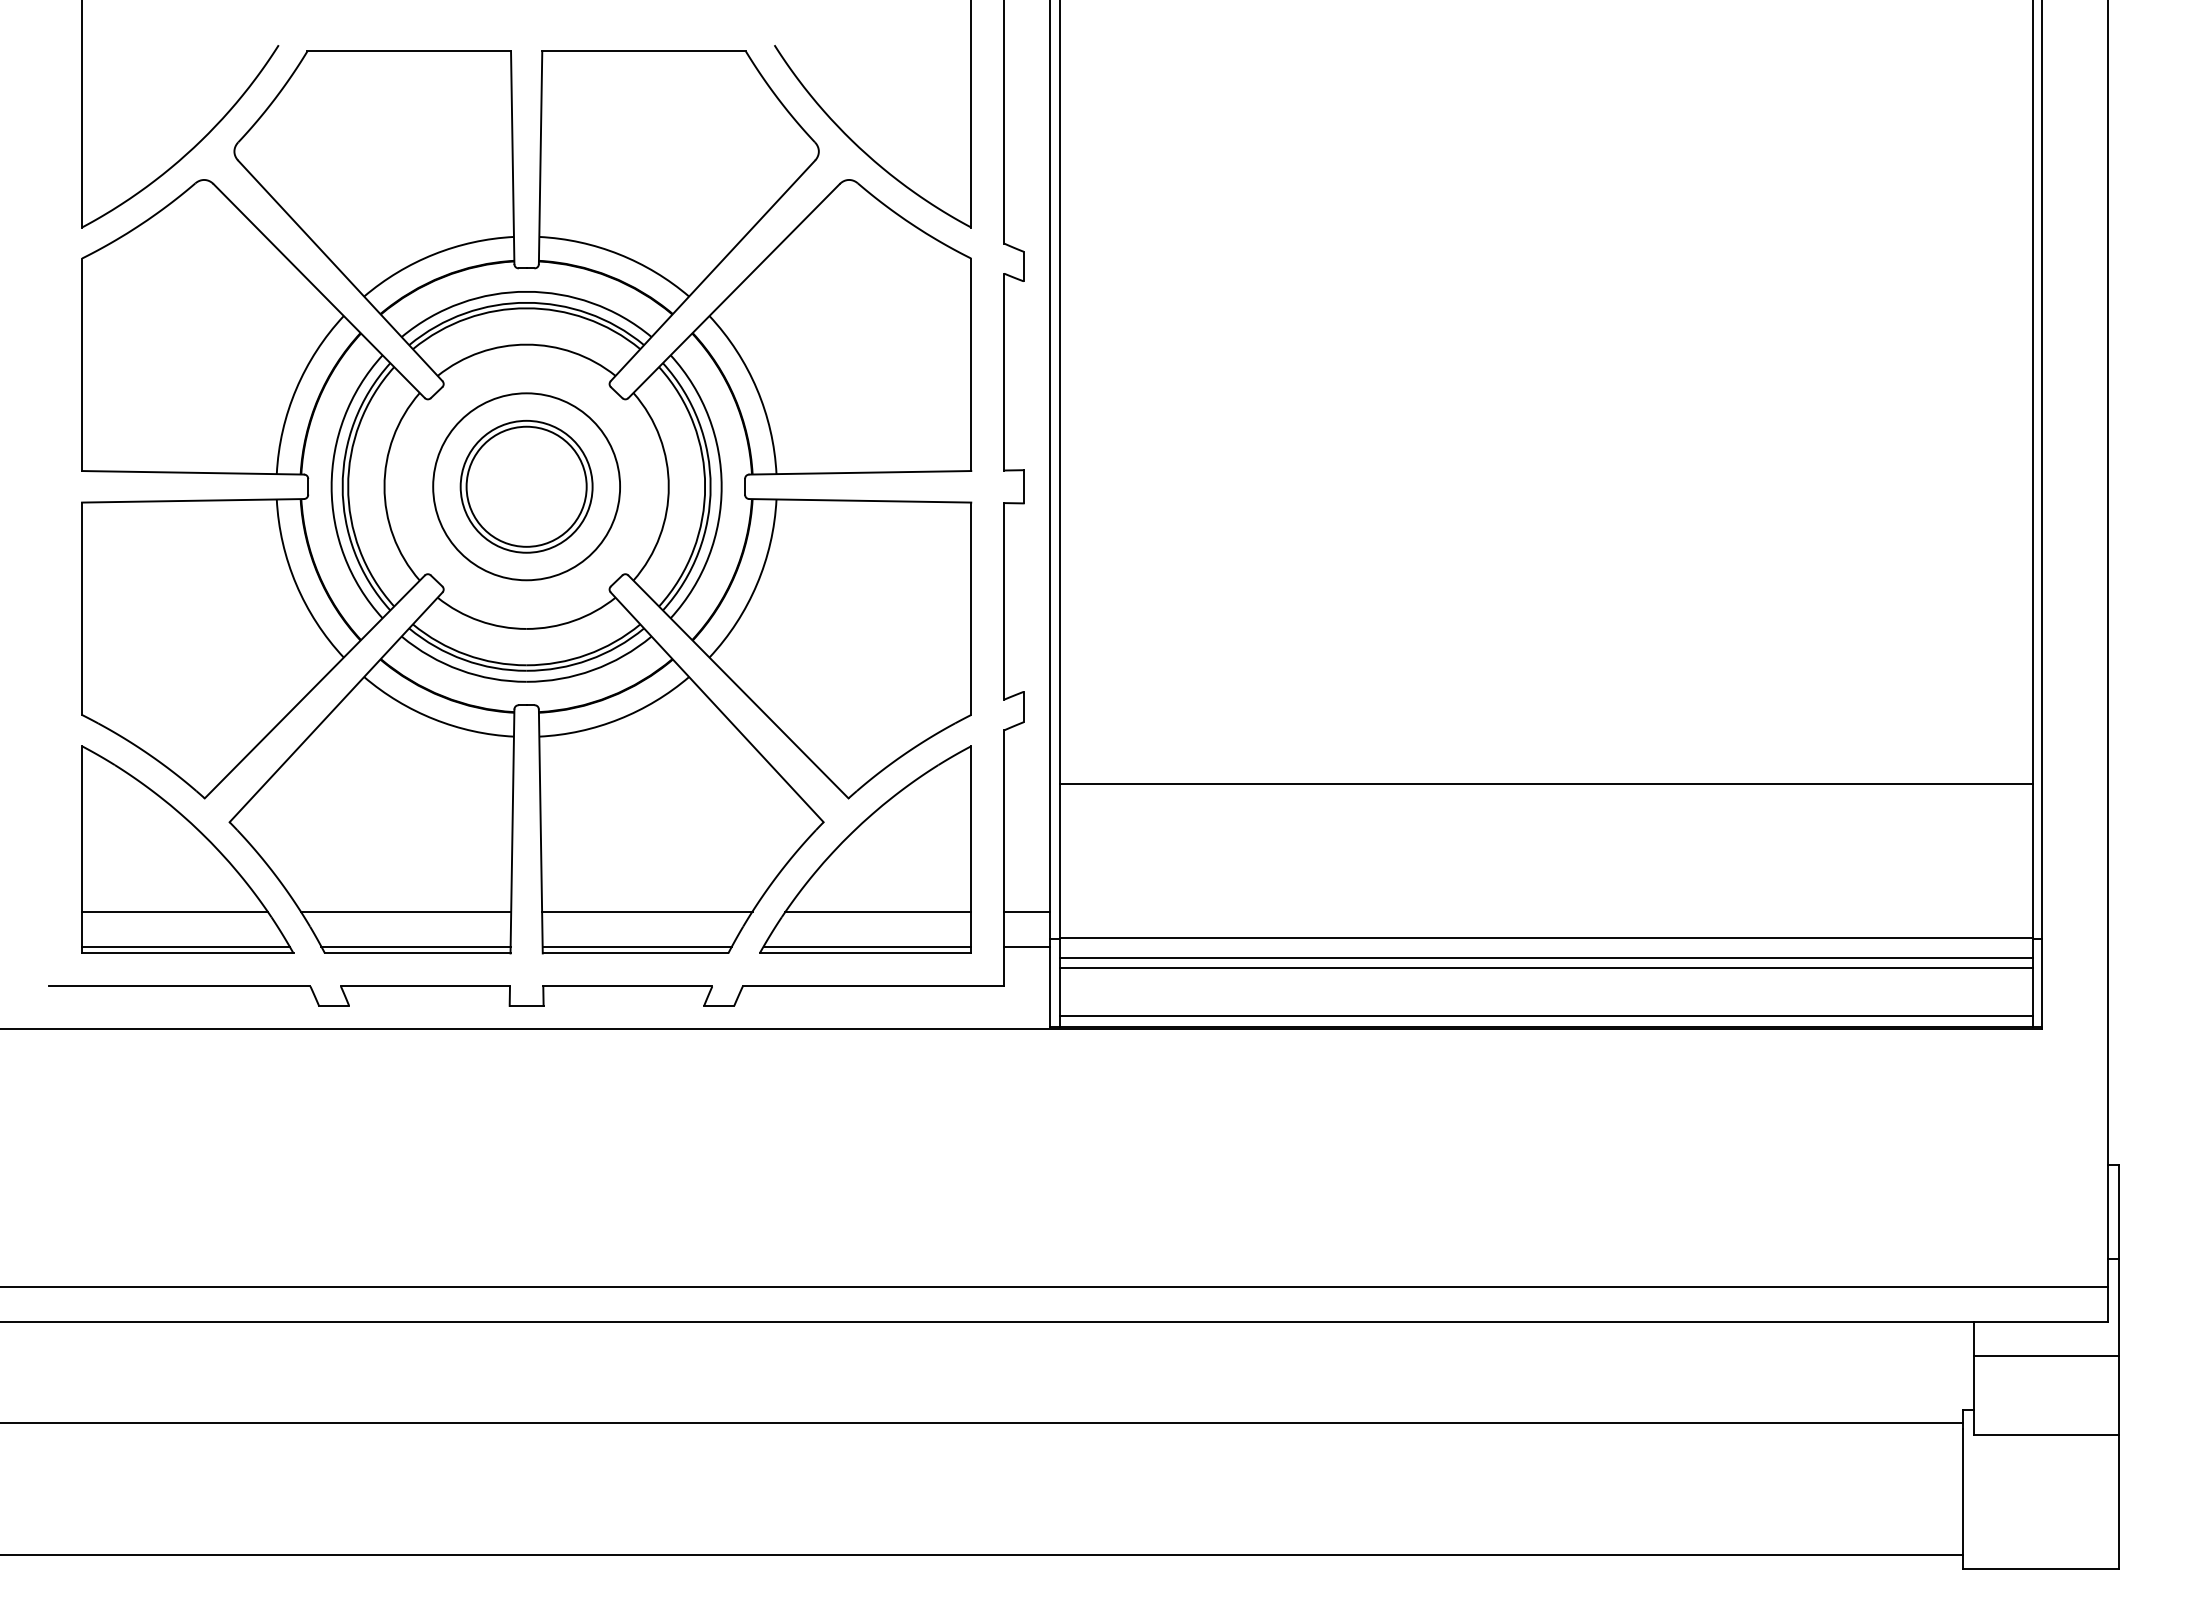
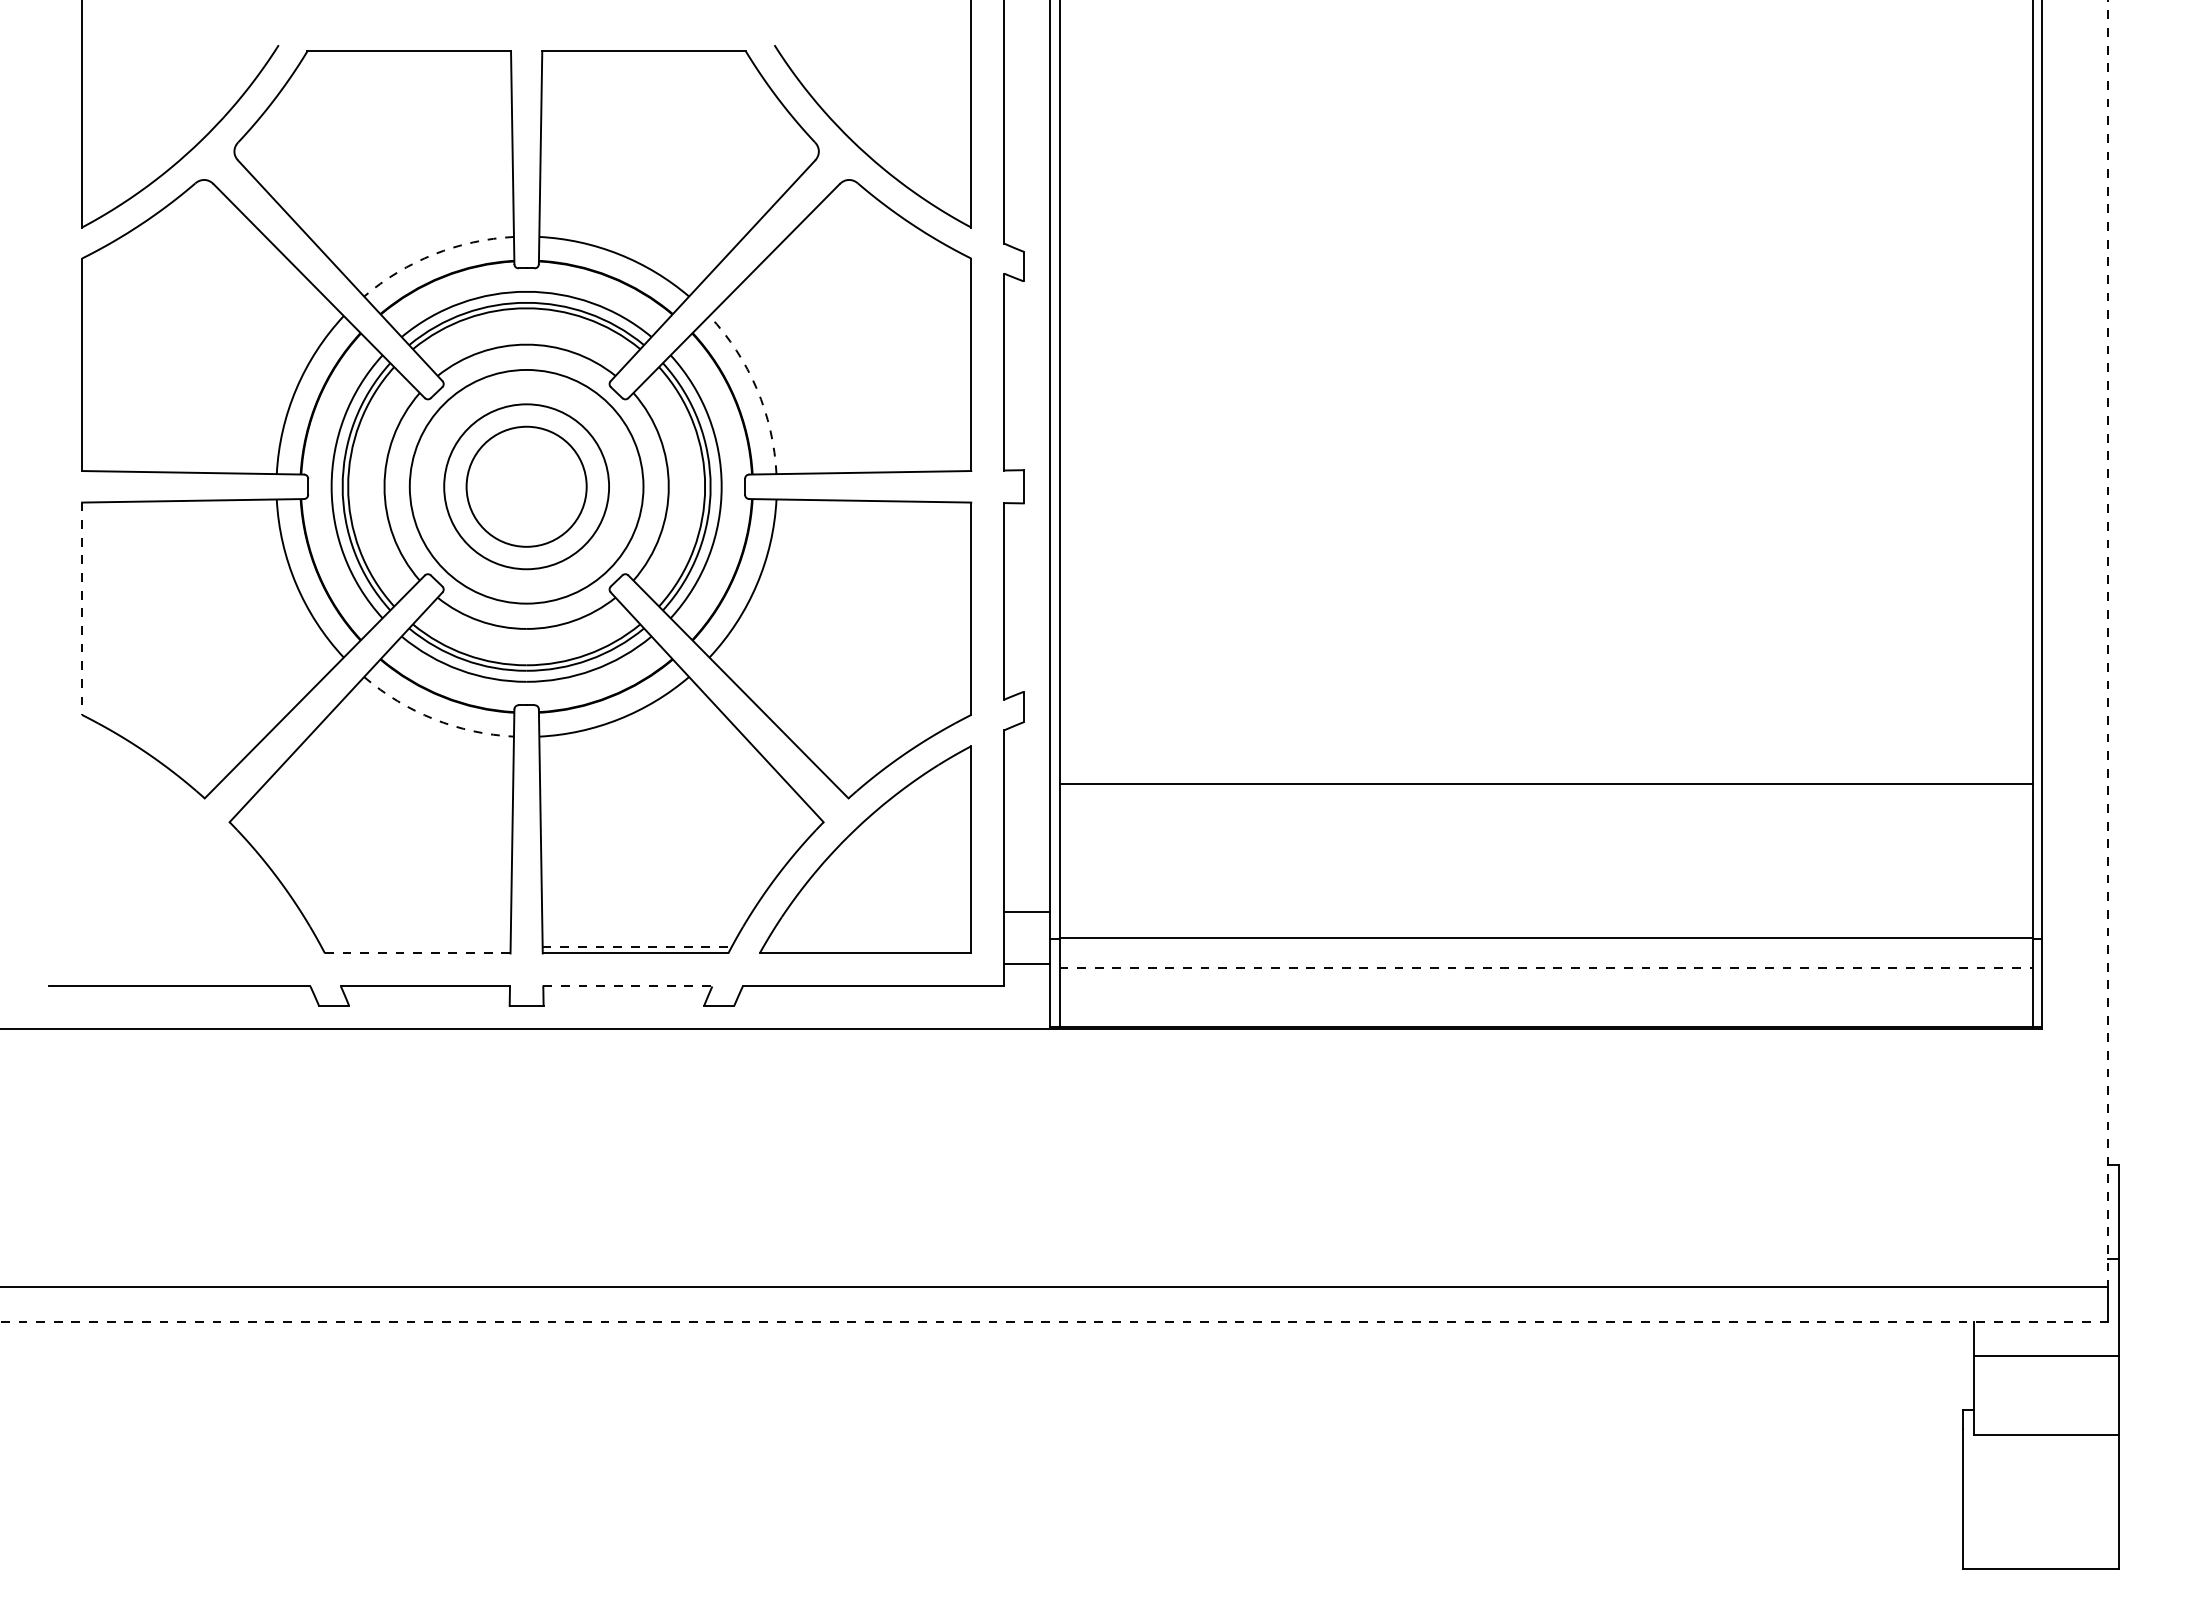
arc: solid -> dashed (434, 254)
arc: solid -> dashed (756, 389)
circle diameter: 132 px -> 165 px (526, 486)
circle diameter: 187 px -> 234 px (526, 486)
line: solid -> dashed (82, 609)
line: solid -> dashed (2108, 644)
arc: solid -> dashed (434, 719)
part: present -> none (187, 849)
line: present -> none (405, 912)
line: present -> none (647, 912)
line: present -> none (878, 912)
line: present -> none (415, 947)
line: solid -> dashed (637, 947)
line: present -> none (867, 947)
line position: (1027, 947) -> (1027, 964) (1027, 964)
line: solid -> dashed (417, 953)
line: present -> none (1545, 958)
line: solid -> dashed (1546, 968)
line: solid -> dashed (627, 986)
line: present -> none (1545, 1016)
line: solid -> dashed (1054, 1322)
line: present -> none (982, 1423)
line: present -> none (982, 1555)
